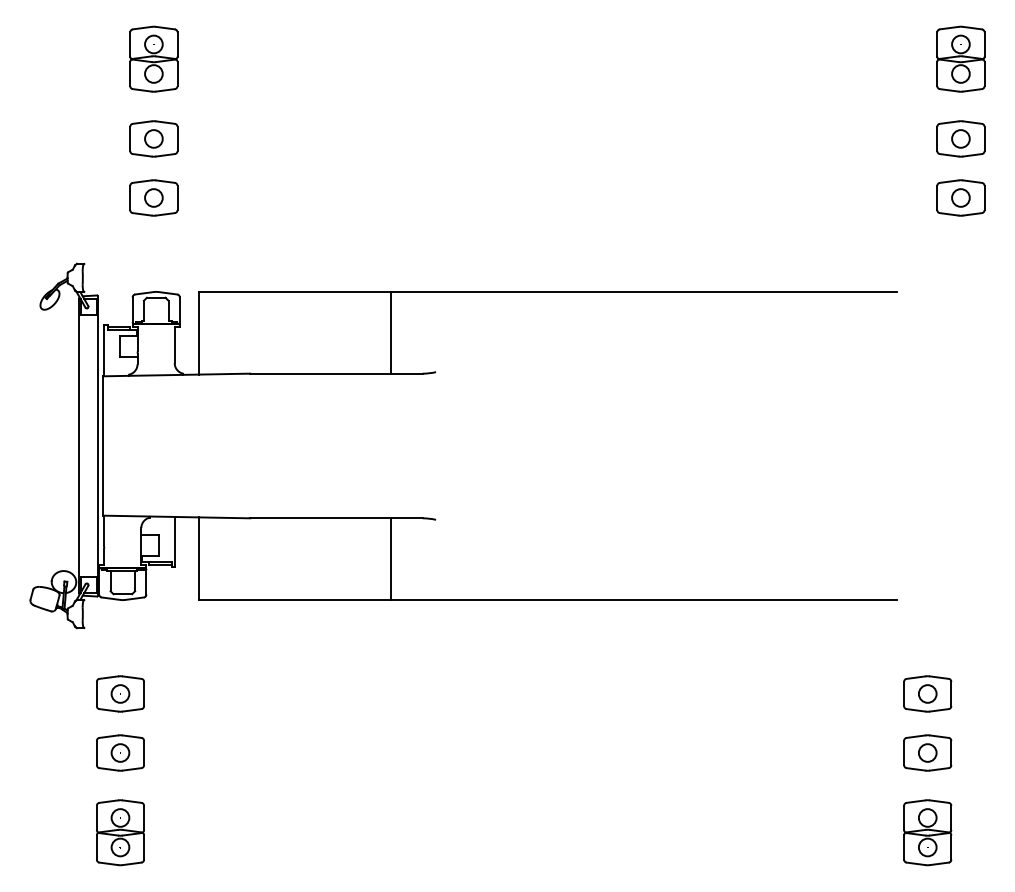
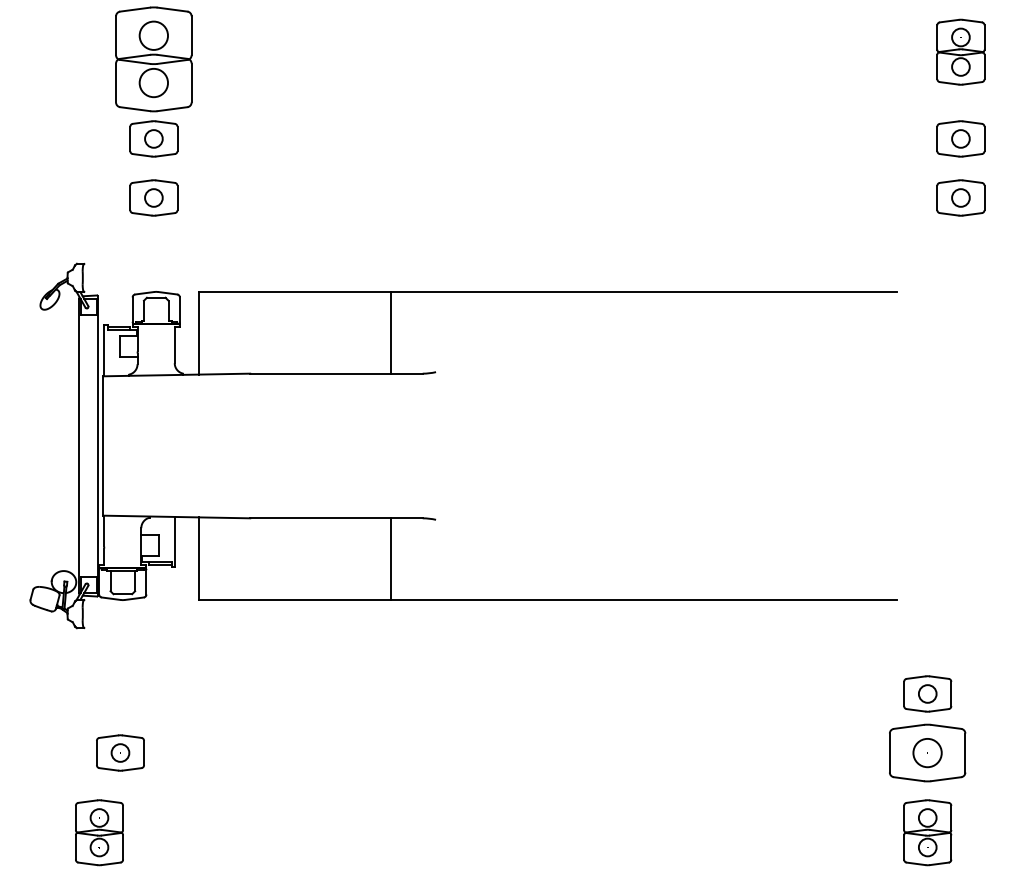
part size: 50x68 px -> 78x107 px (153, 59)
part position: (960, 58) -> (960, 51) (960, 51)
part: present -> none (120, 693)
part size: 50x38 px -> 78x60 px (927, 752)
part position: (120, 832) -> (99, 832) (99, 832)
